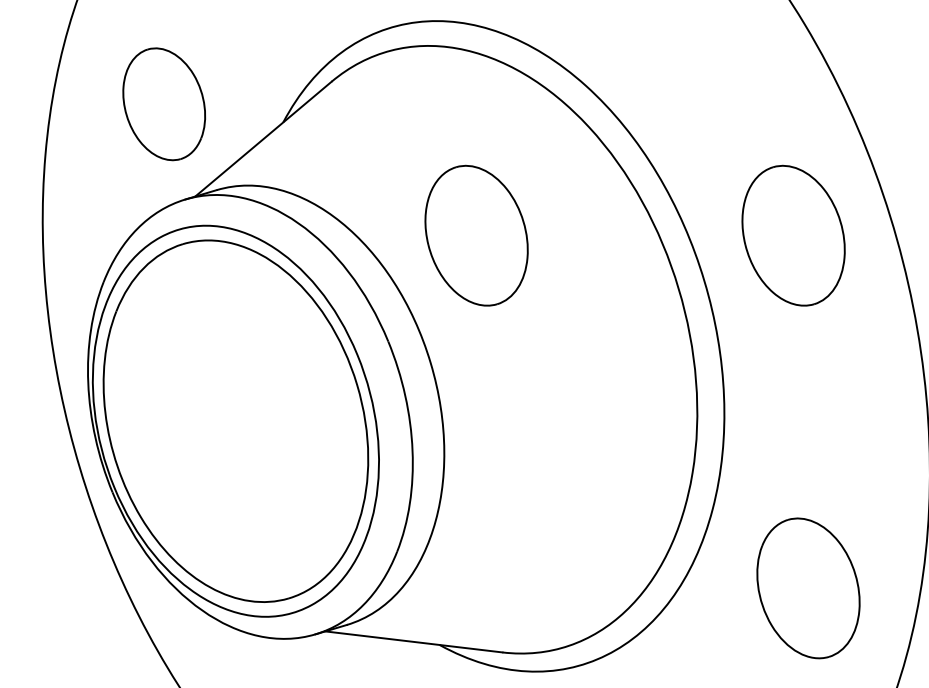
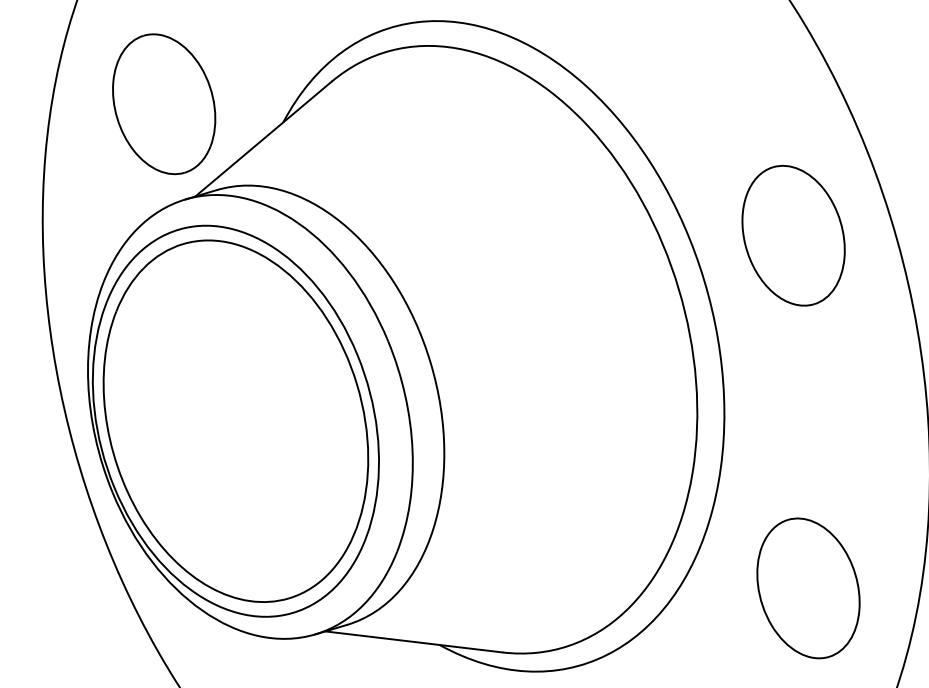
part size: 84x115 px -> 105x143 px (164, 104)
part: present -> none (476, 235)
